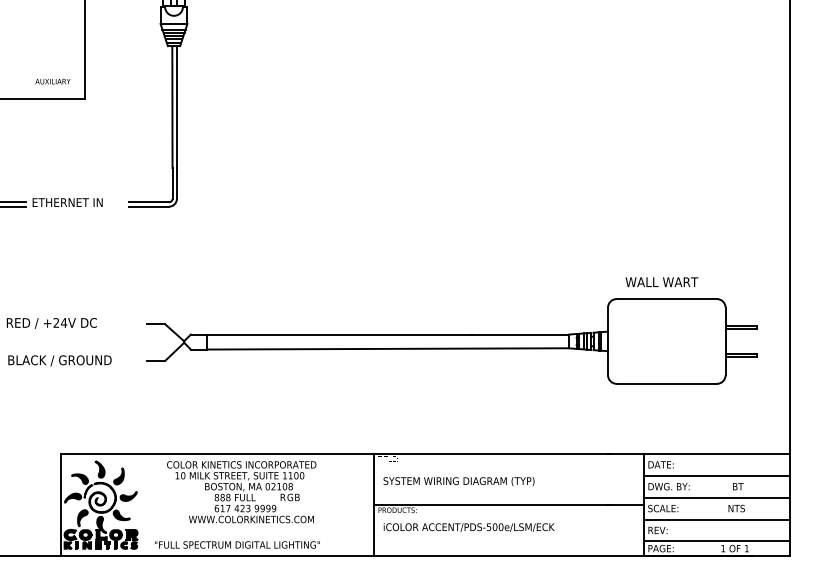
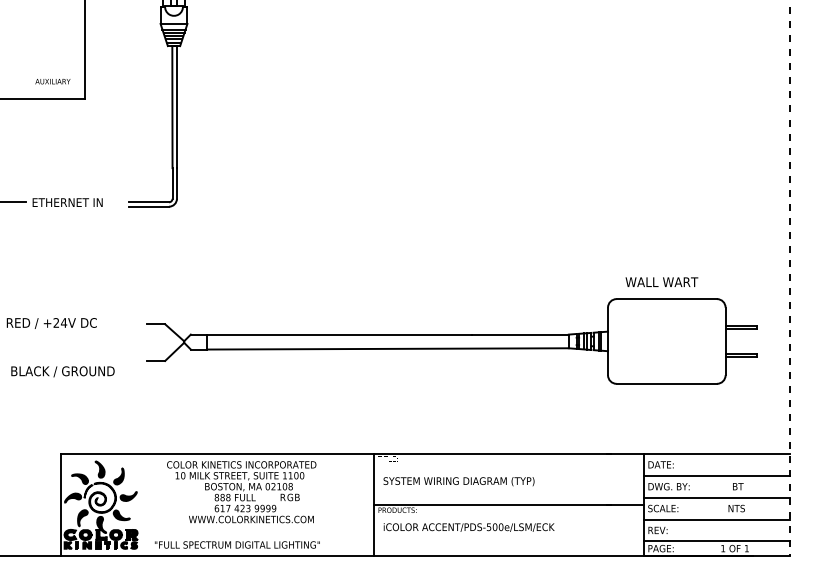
line: present -> none (13, 206)
line: solid -> dashed (789, 278)
text position: (59, 360) -> (62, 371) (62, 371)
